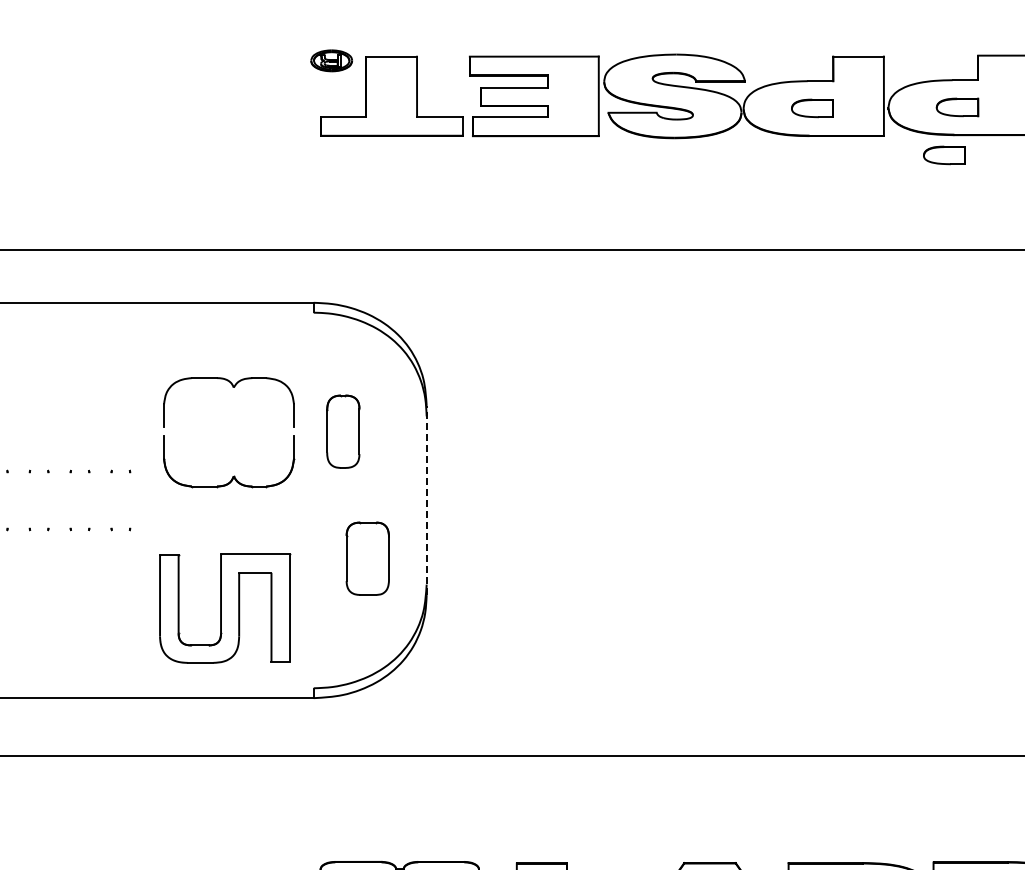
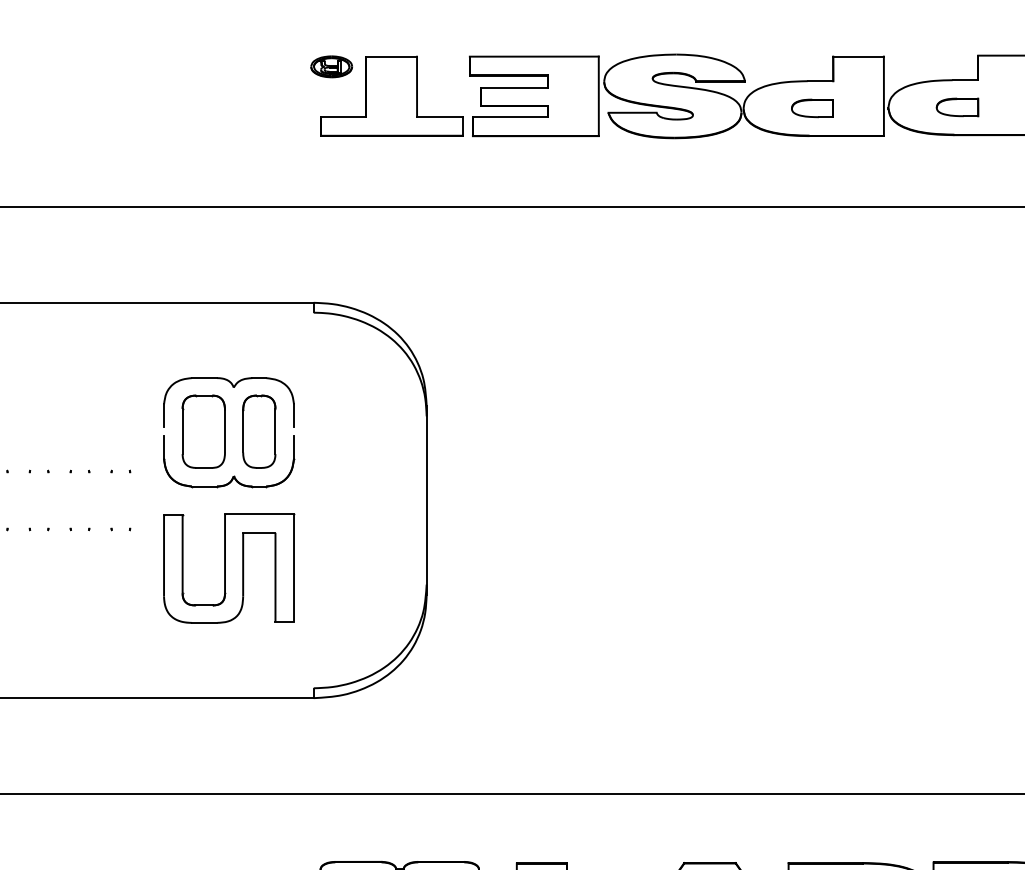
part position: (331, 60) -> (331, 66) (331, 66)
part: present -> none (944, 155)
line position: (511, 250) -> (511, 207) (511, 207)
part position: (343, 431) -> (259, 431) (259, 431)
line: dashed -> solid (426, 500)
part position: (367, 558) -> (203, 431) (203, 431)
part position: (225, 608) -> (229, 568) (229, 568)
line position: (511, 755) -> (511, 793) (511, 793)
